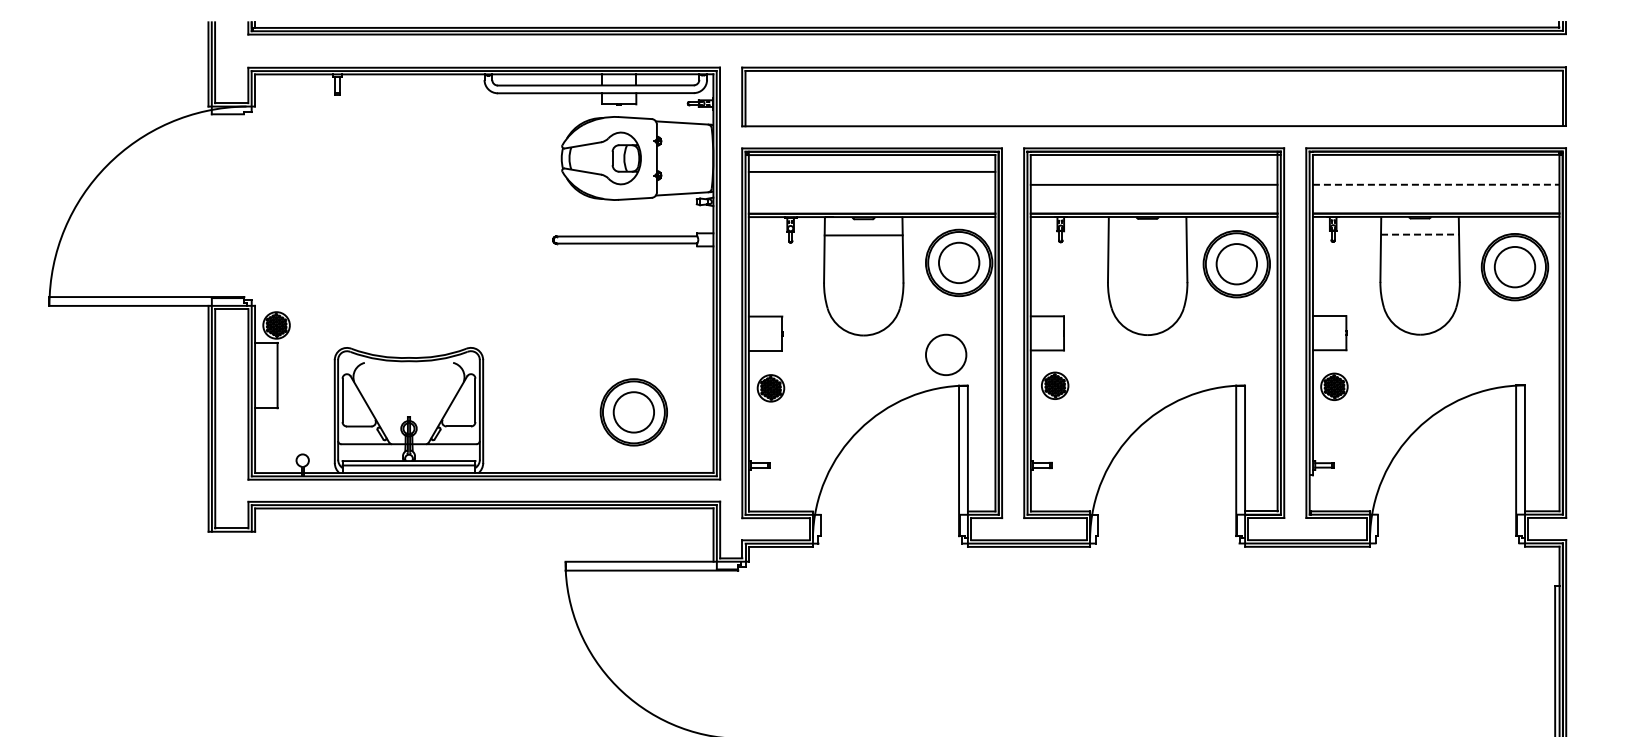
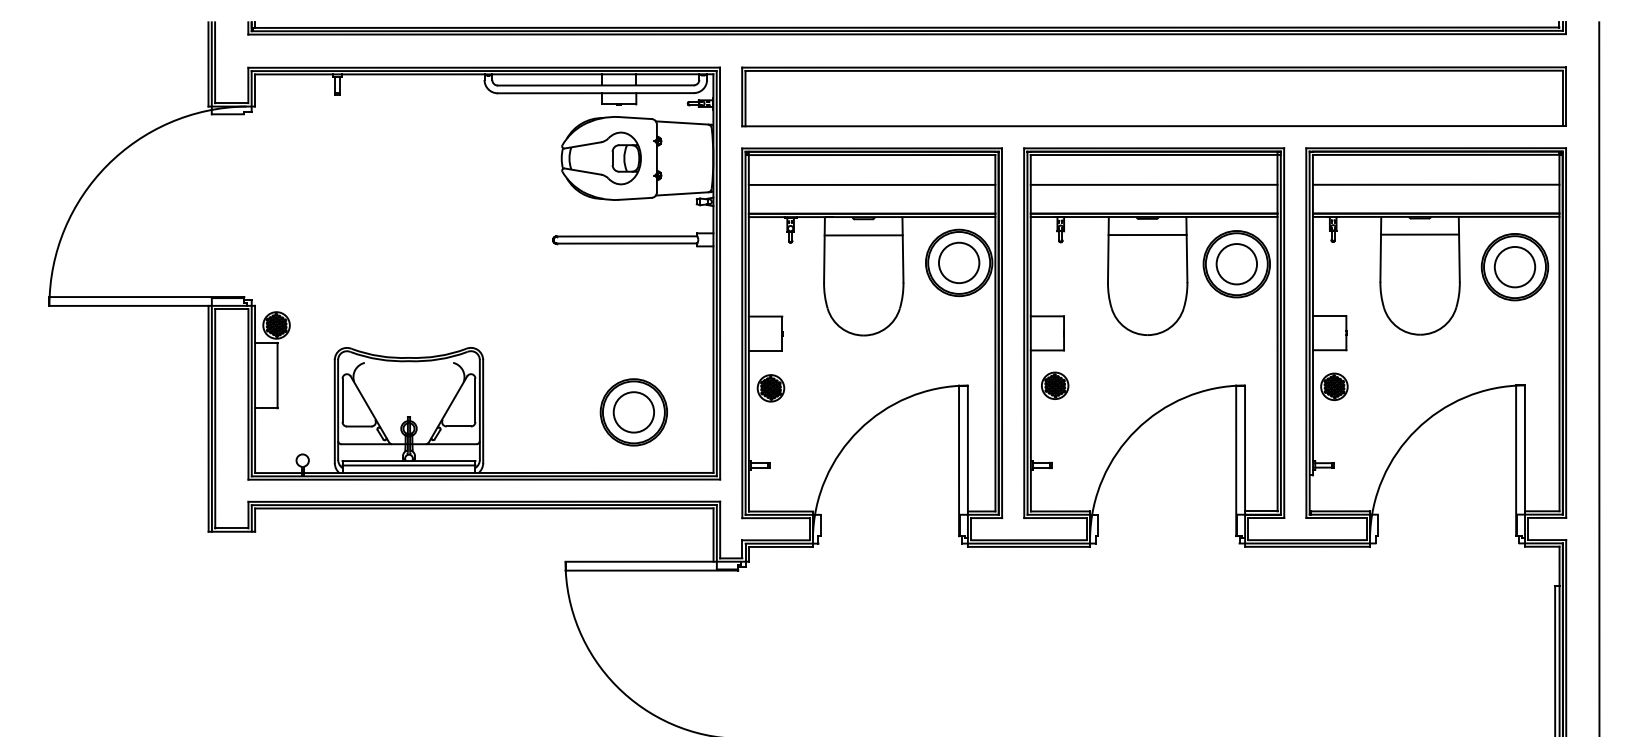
line position: (871, 171) -> (871, 184) (871, 184)
line: dashed -> solid (1436, 184)
line: none -> present (1147, 234)
line: dashed -> solid (1420, 234)
circle: present -> none (946, 354)
line: none -> present (1599, 377)
